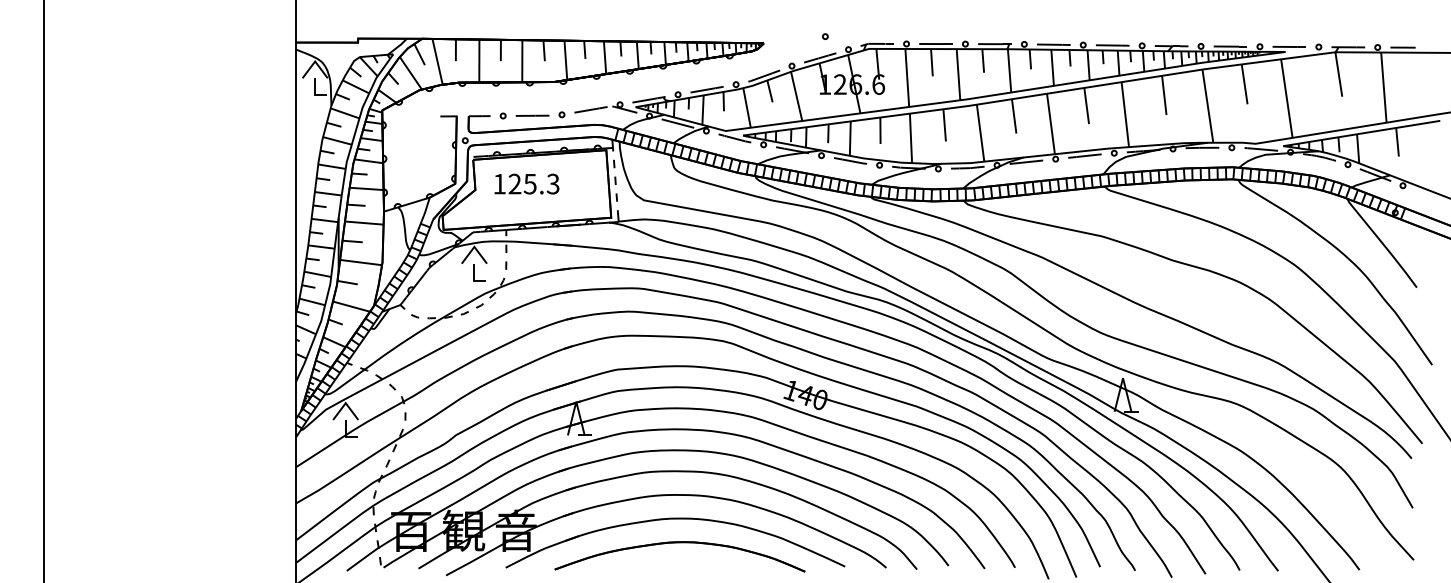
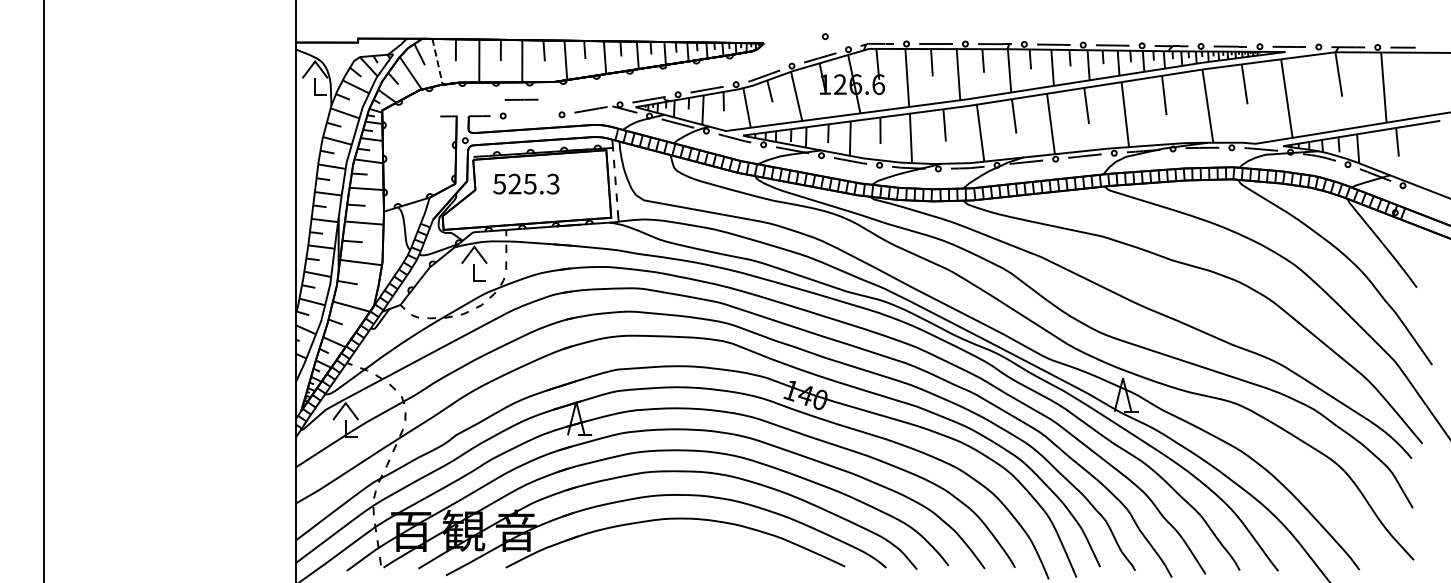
line: solid -> dashed (437, 62)
line position: (532, 115) -> (521, 99) (521, 99)
text: 125.3 -> 525.3 (499, 184)
part: present -> none (679, 543)
